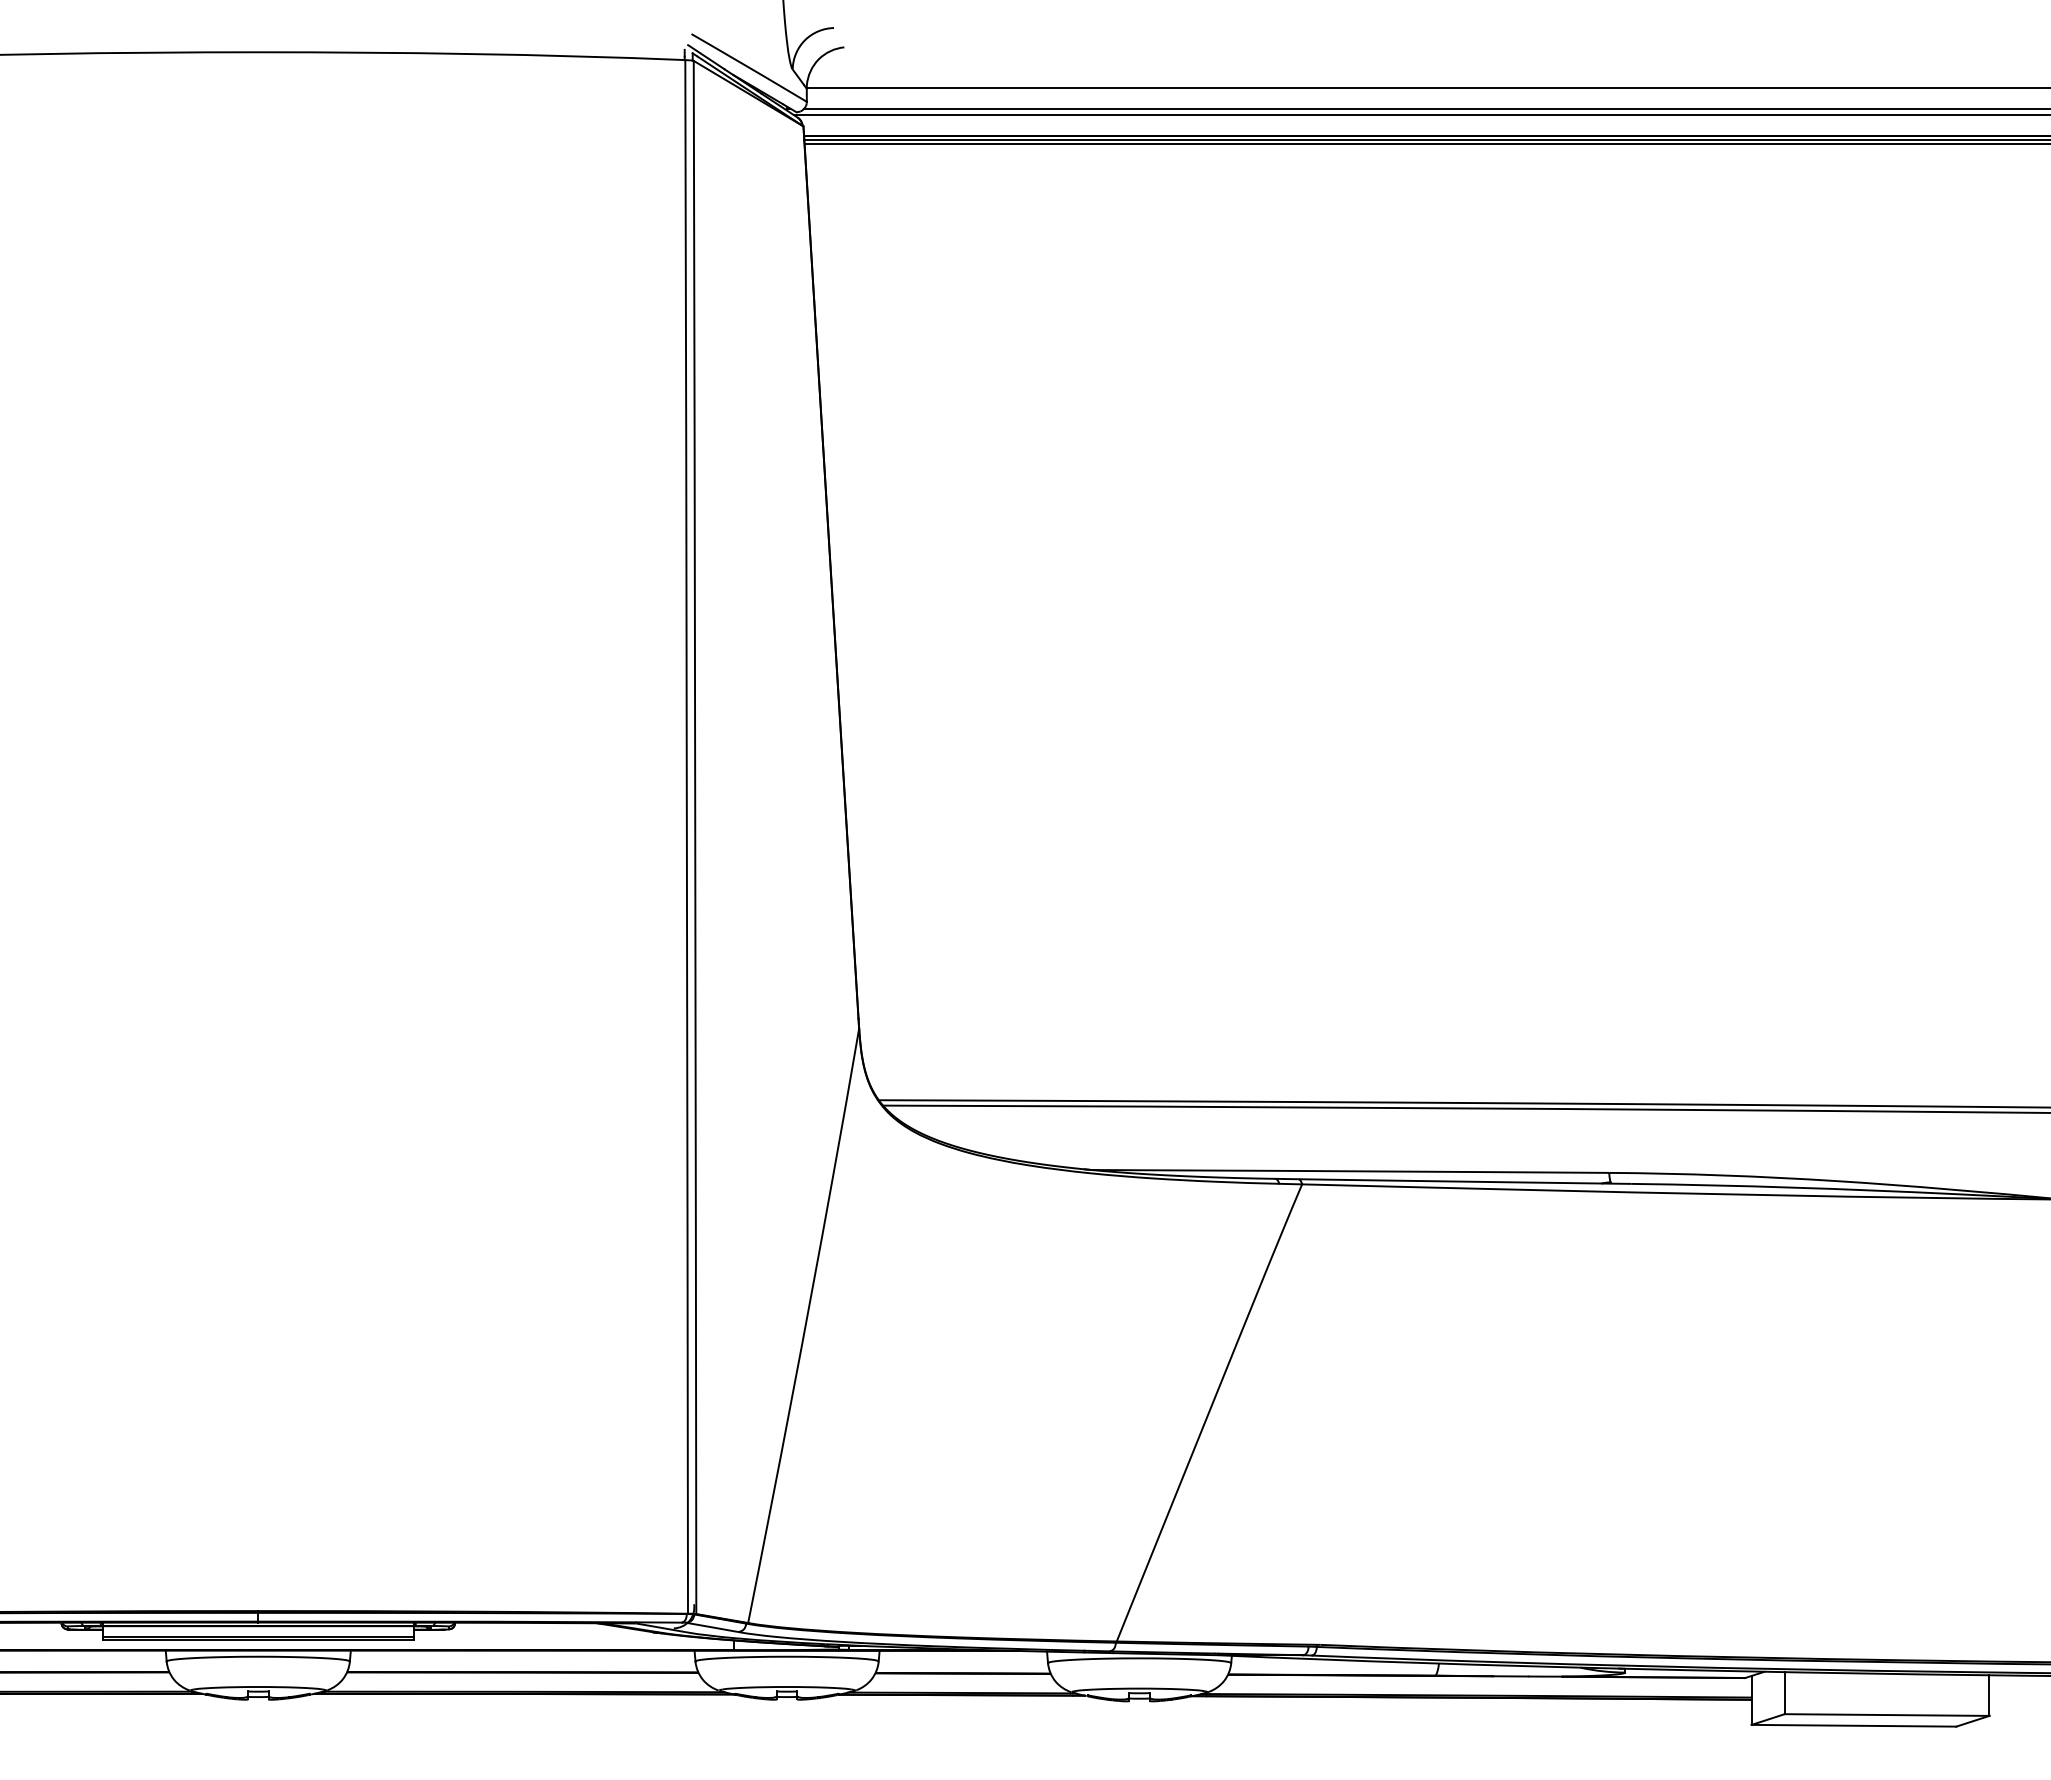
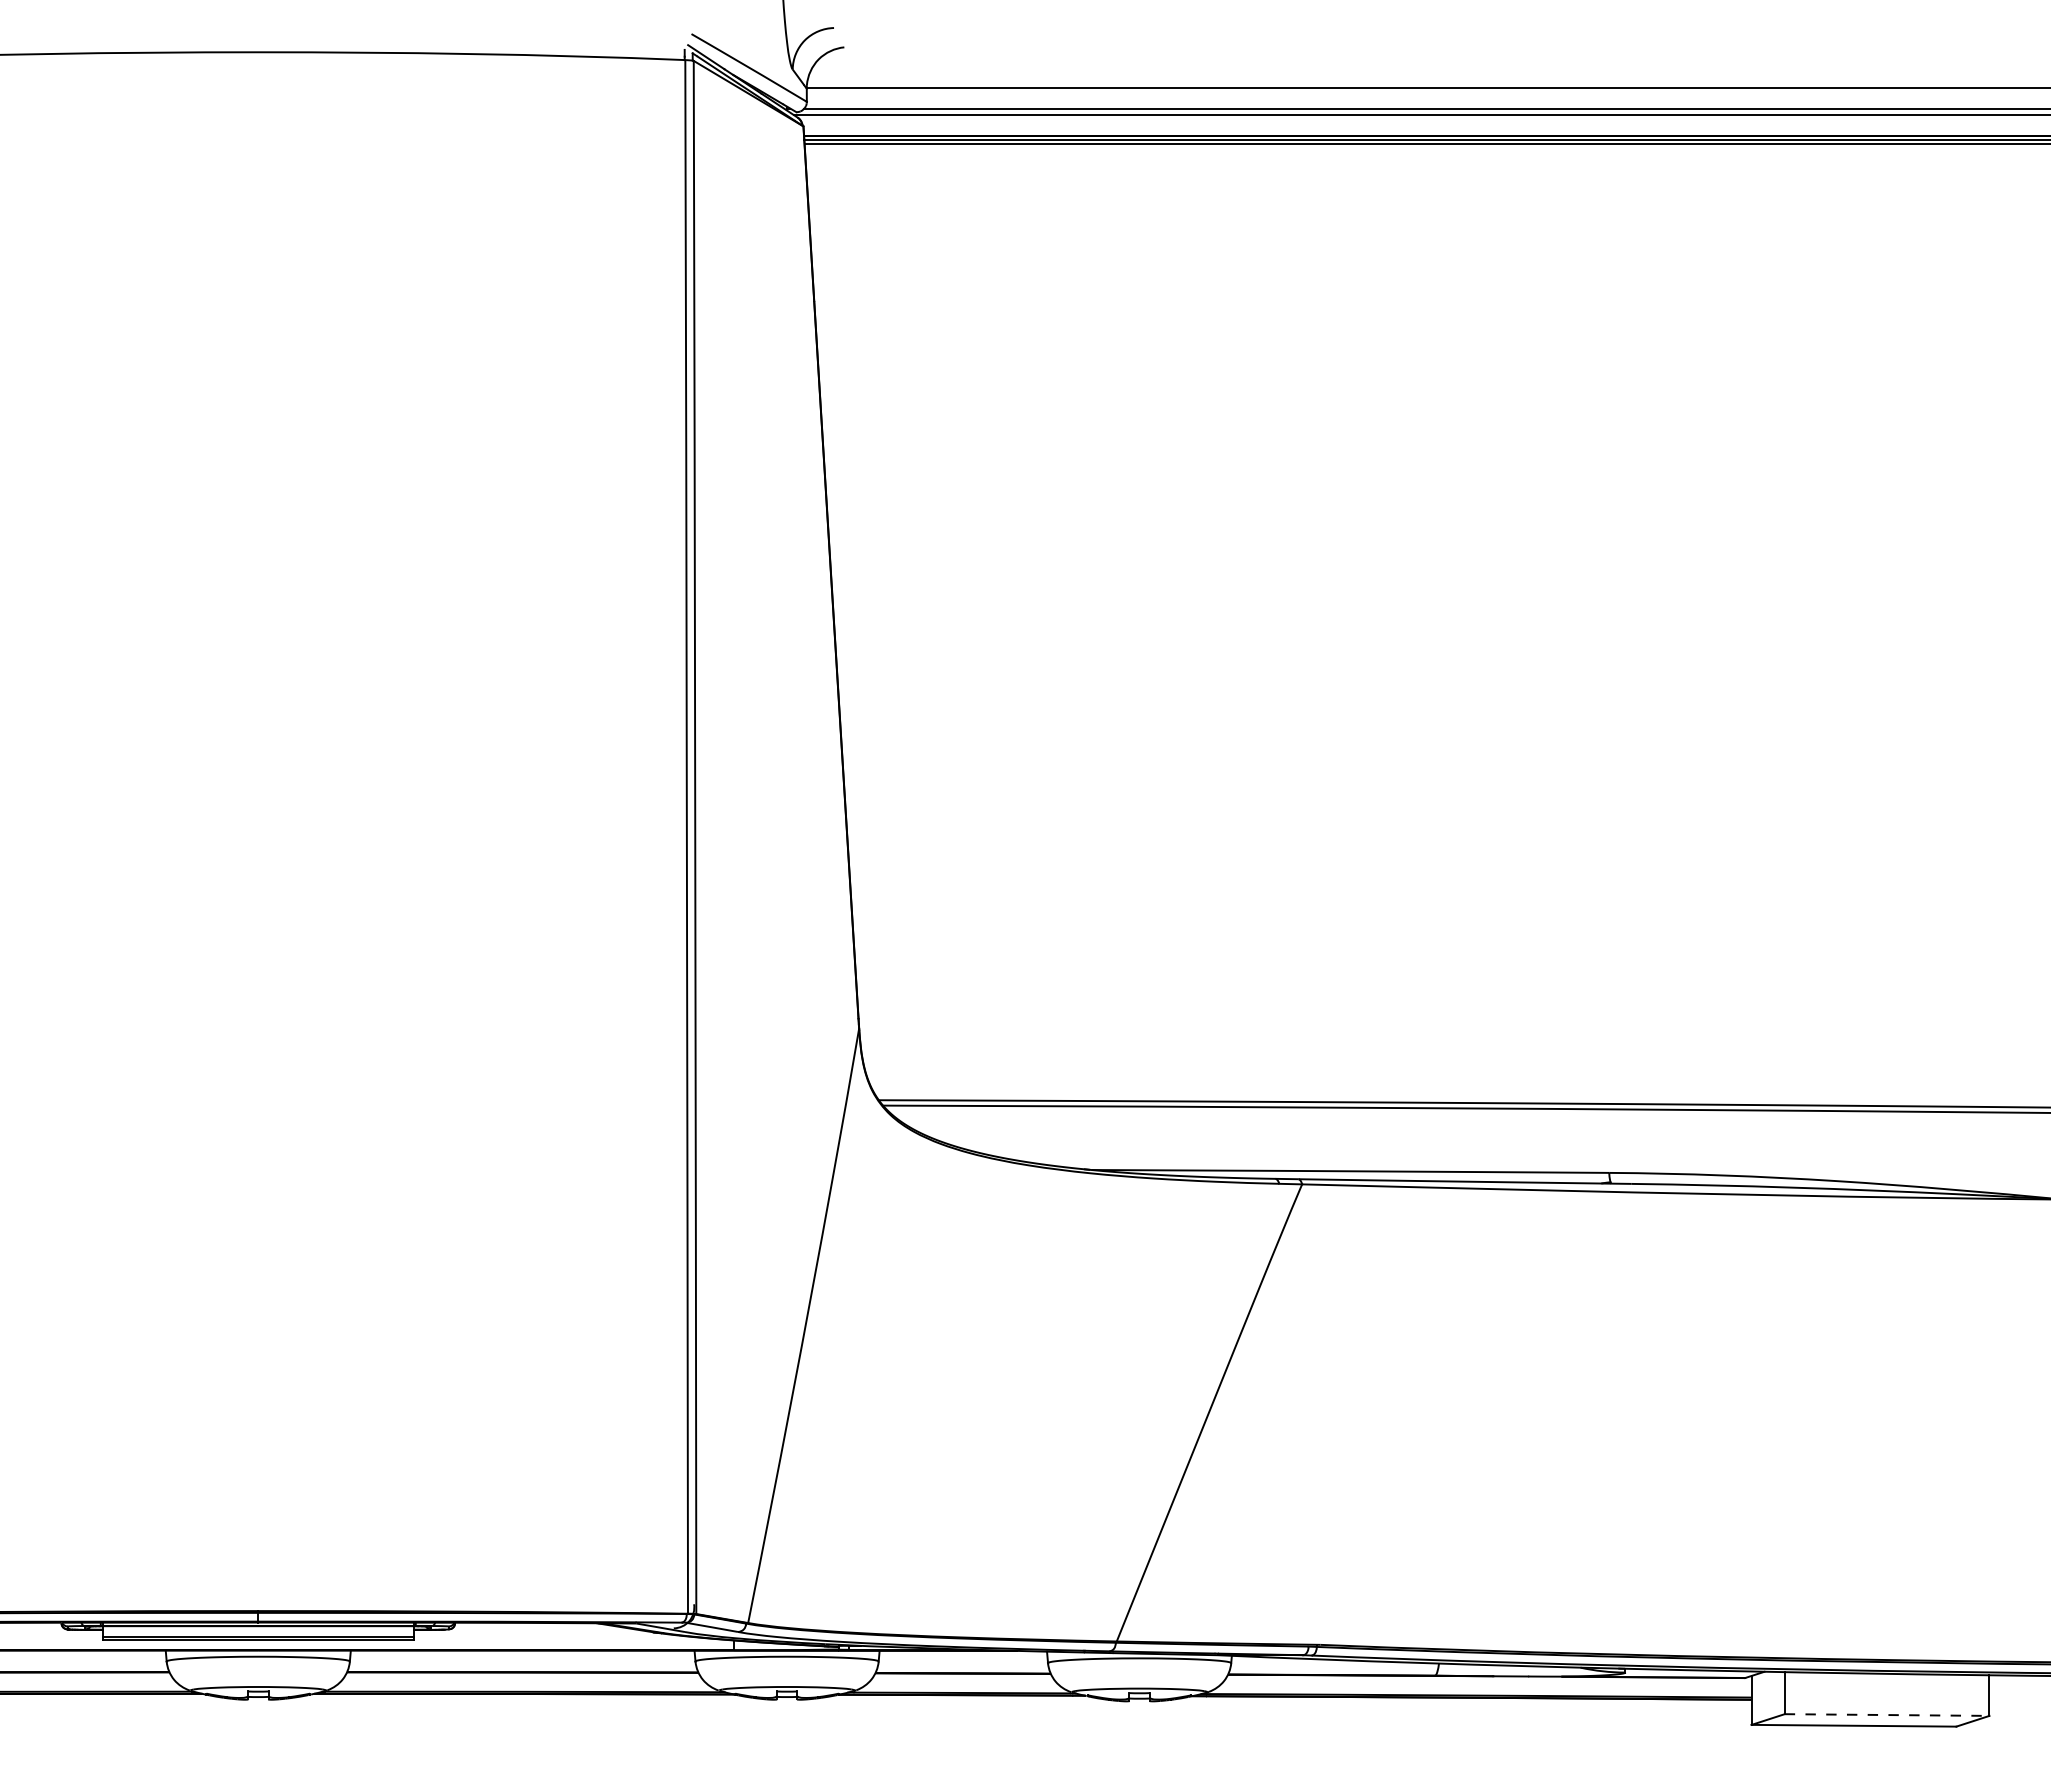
line: solid -> dashed (1887, 1715)
